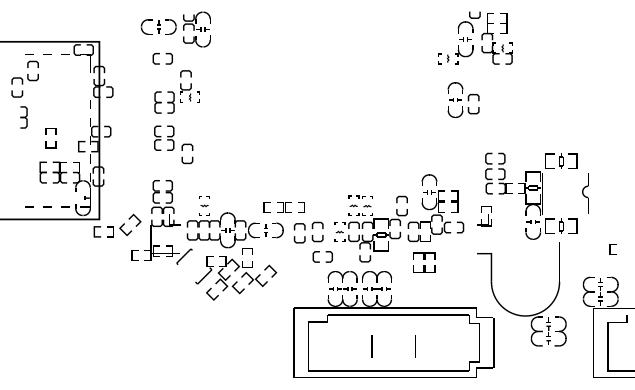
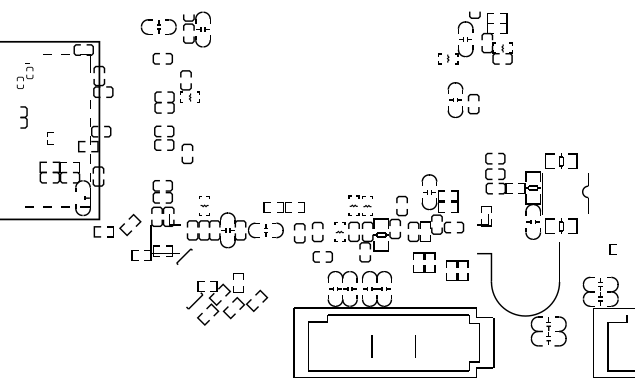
part size: 28x44 px -> 18x26 px (24, 75)
part size: 12x21 px -> 7x13 px (50, 138)
part: none -> present (457, 270)
part position: (236, 274) -> (227, 299) (227, 299)
